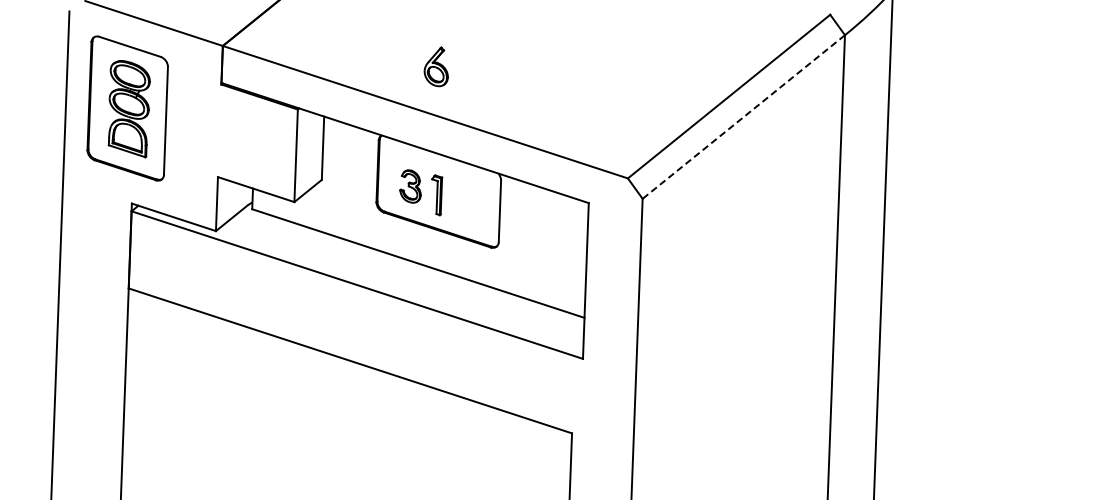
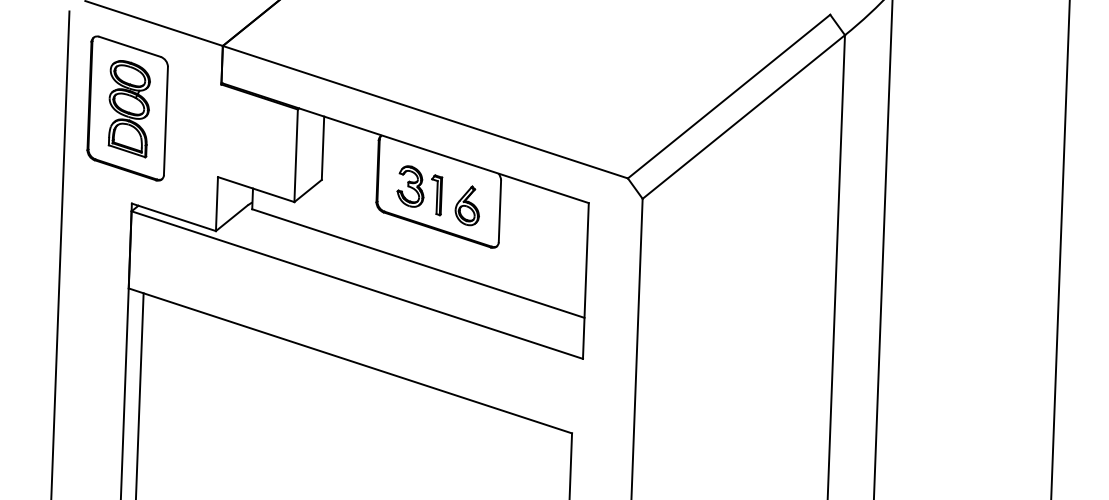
part position: (435, 66) -> (466, 205) (466, 205)
line: dashed -> solid (743, 117)
part size: 23x35 px -> 29x43 px (410, 186)
line: none -> present (1060, 249)
line: none -> present (139, 394)
